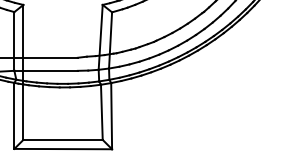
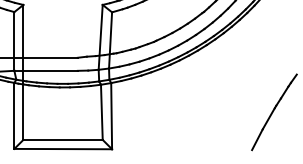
part: none -> present (274, 112)
